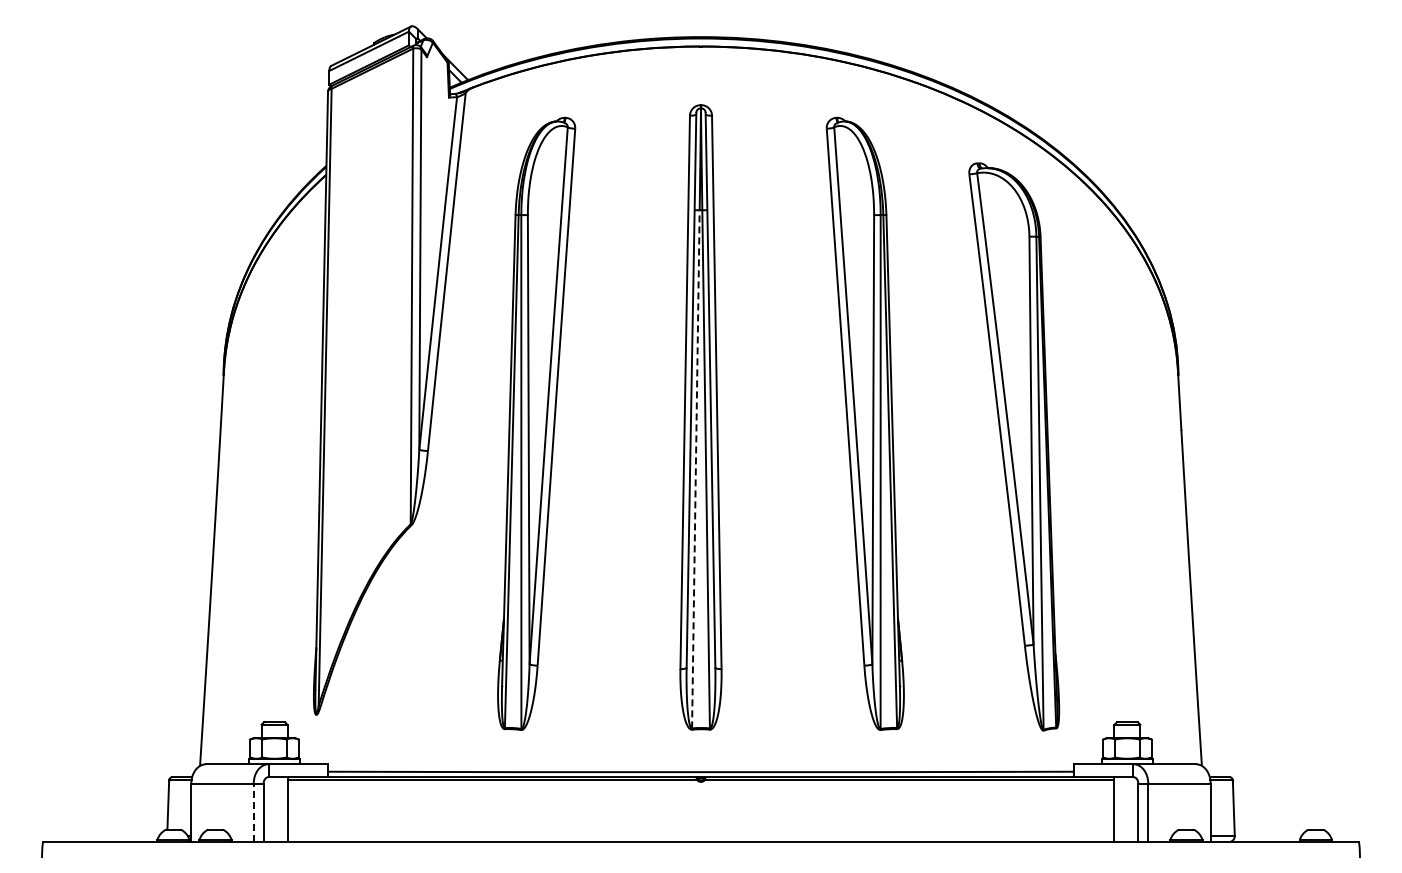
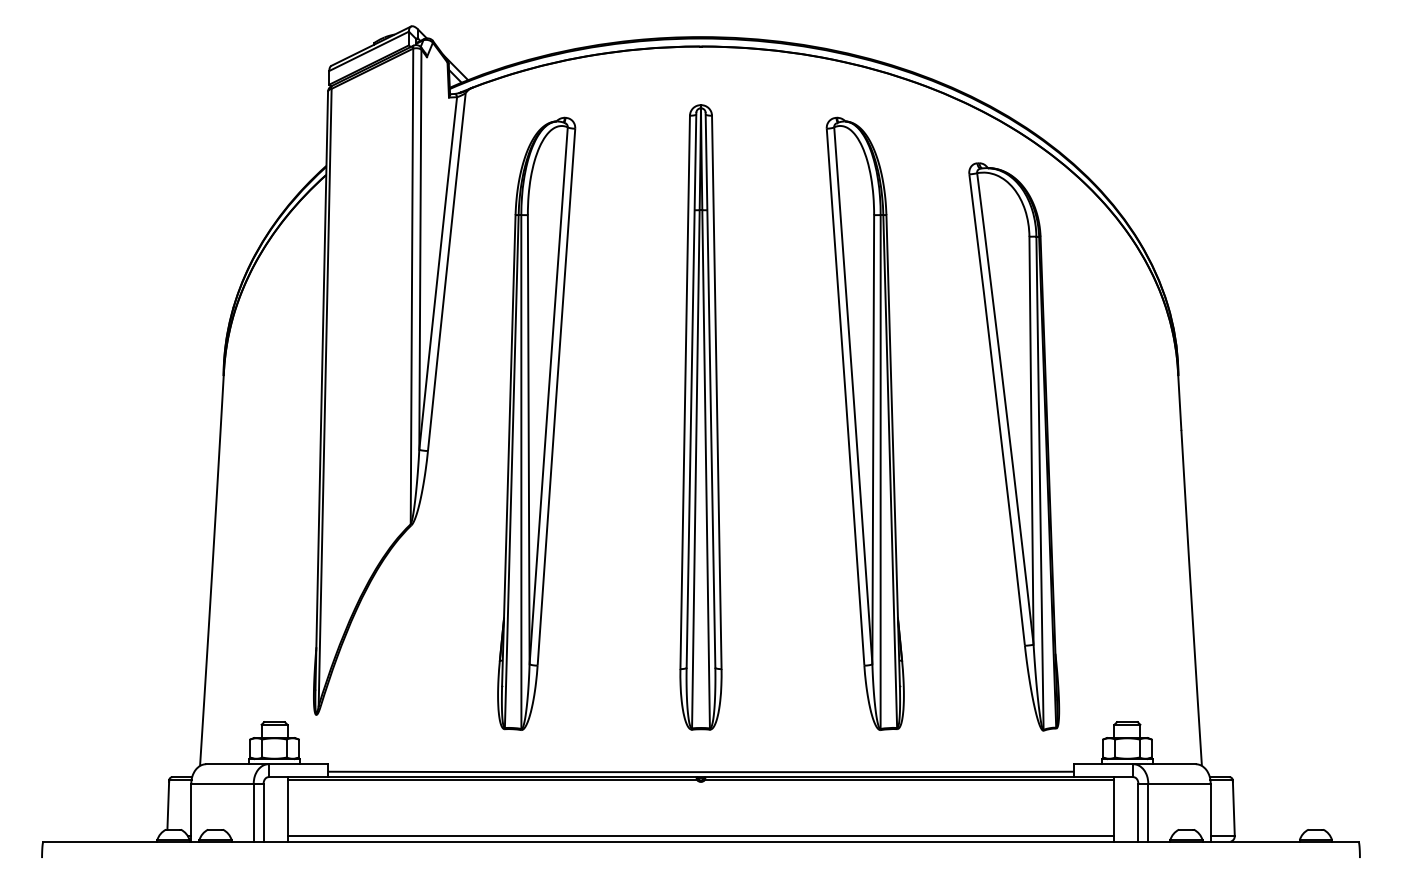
line: dashed -> solid (695, 468)
line: dashed -> solid (253, 812)
line: none -> present (700, 836)
